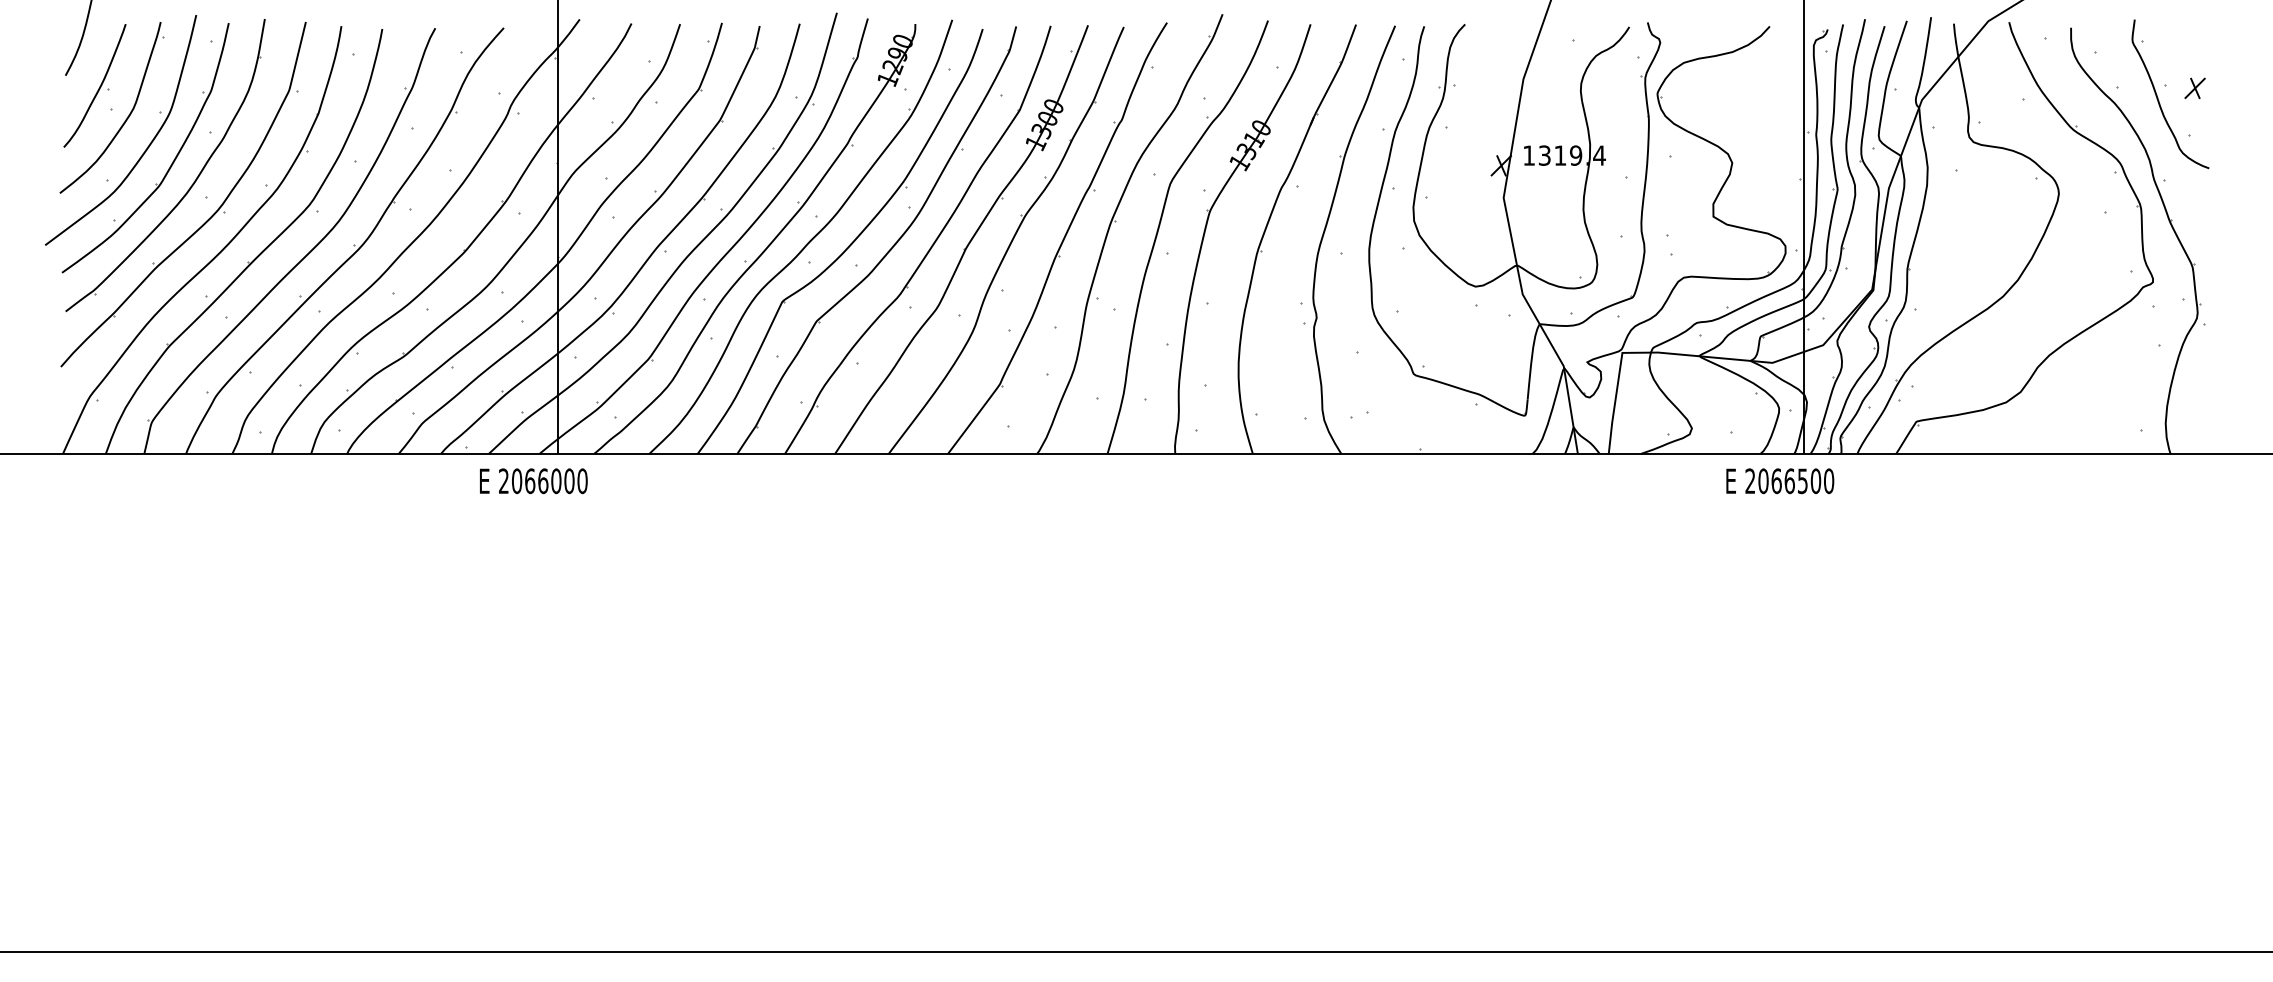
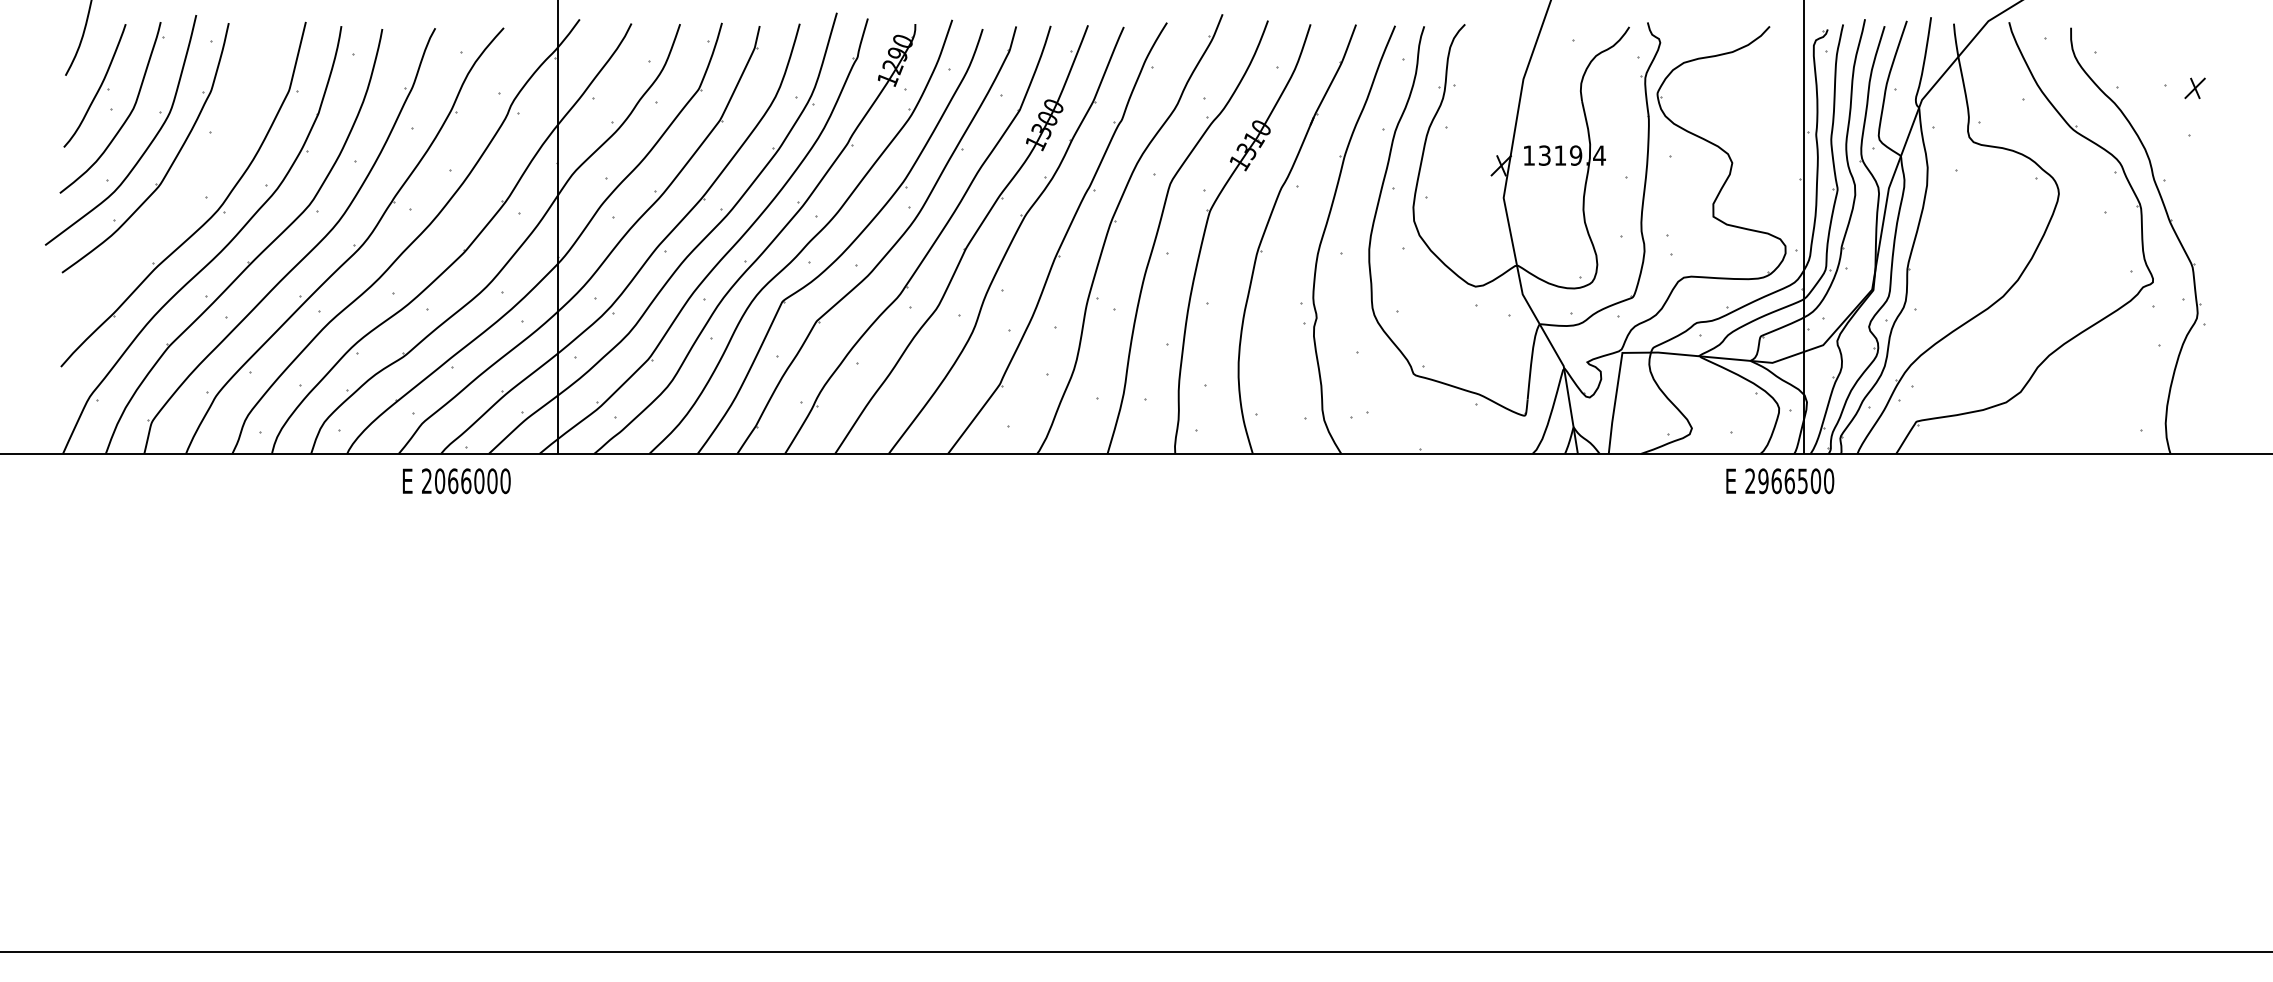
part: present -> none (2158, 97)
part: present -> none (192, 183)
text position: (533, 481) -> (456, 481) (456, 481)
text: 2066500 -> 2966500 (1763, 481)
